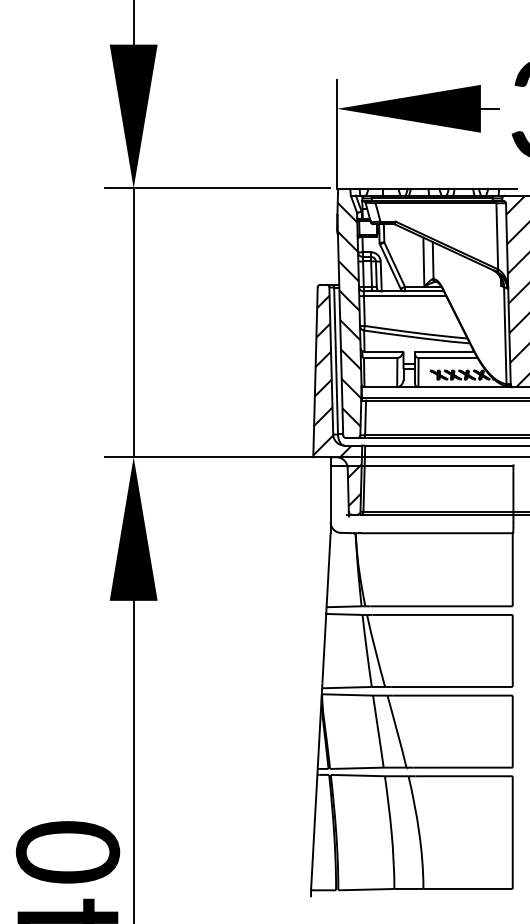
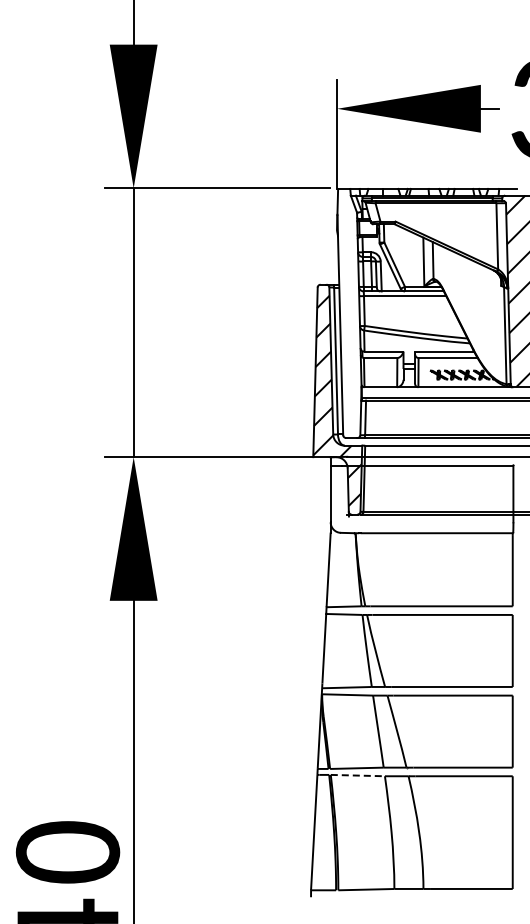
hatch: present -> none (349, 314)
line: solid -> dashed (357, 775)
